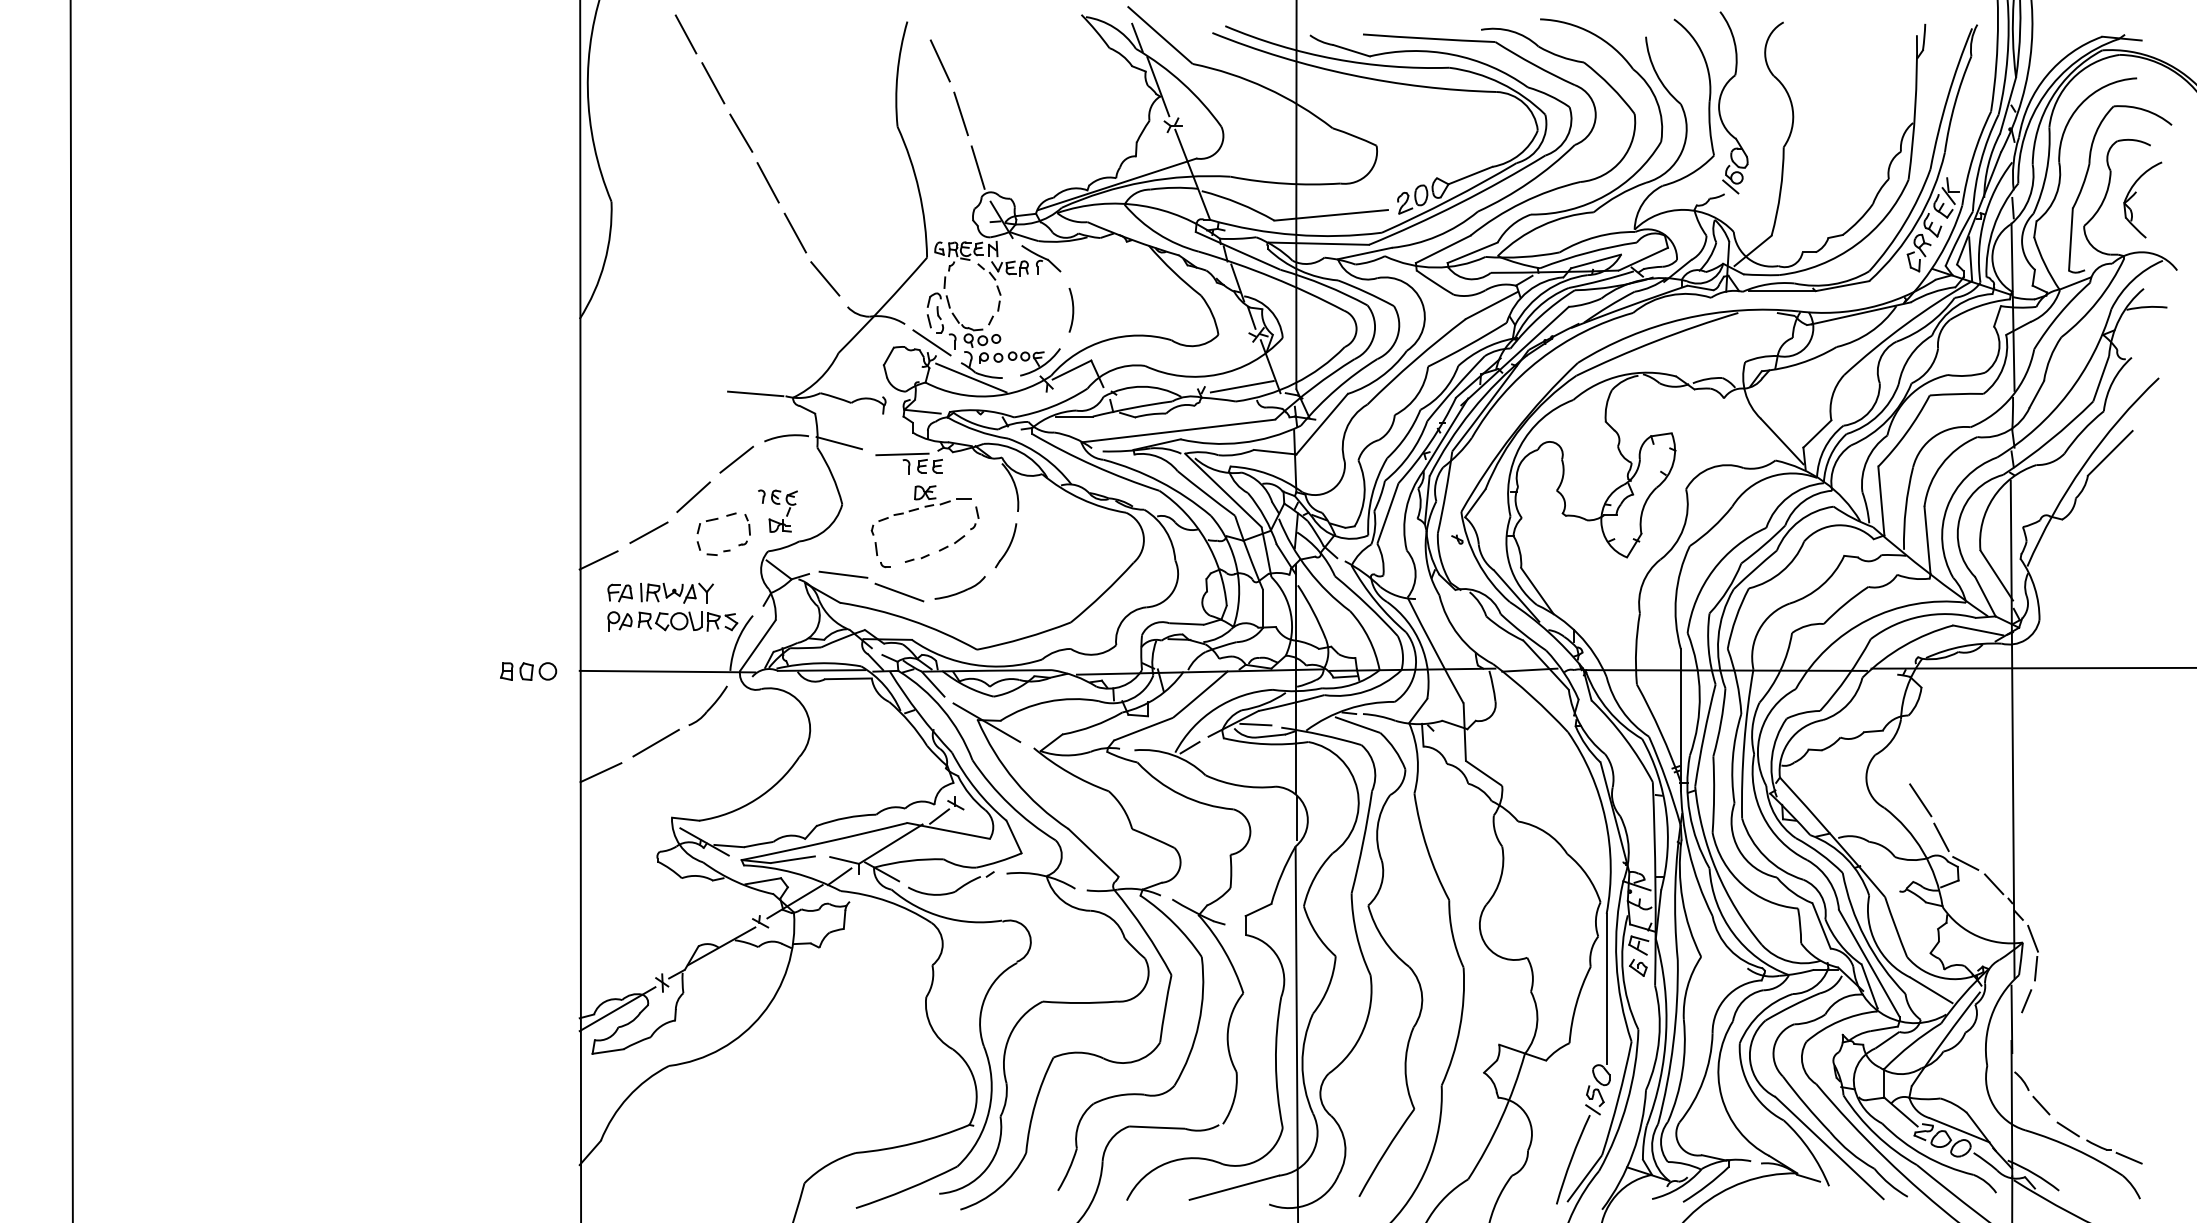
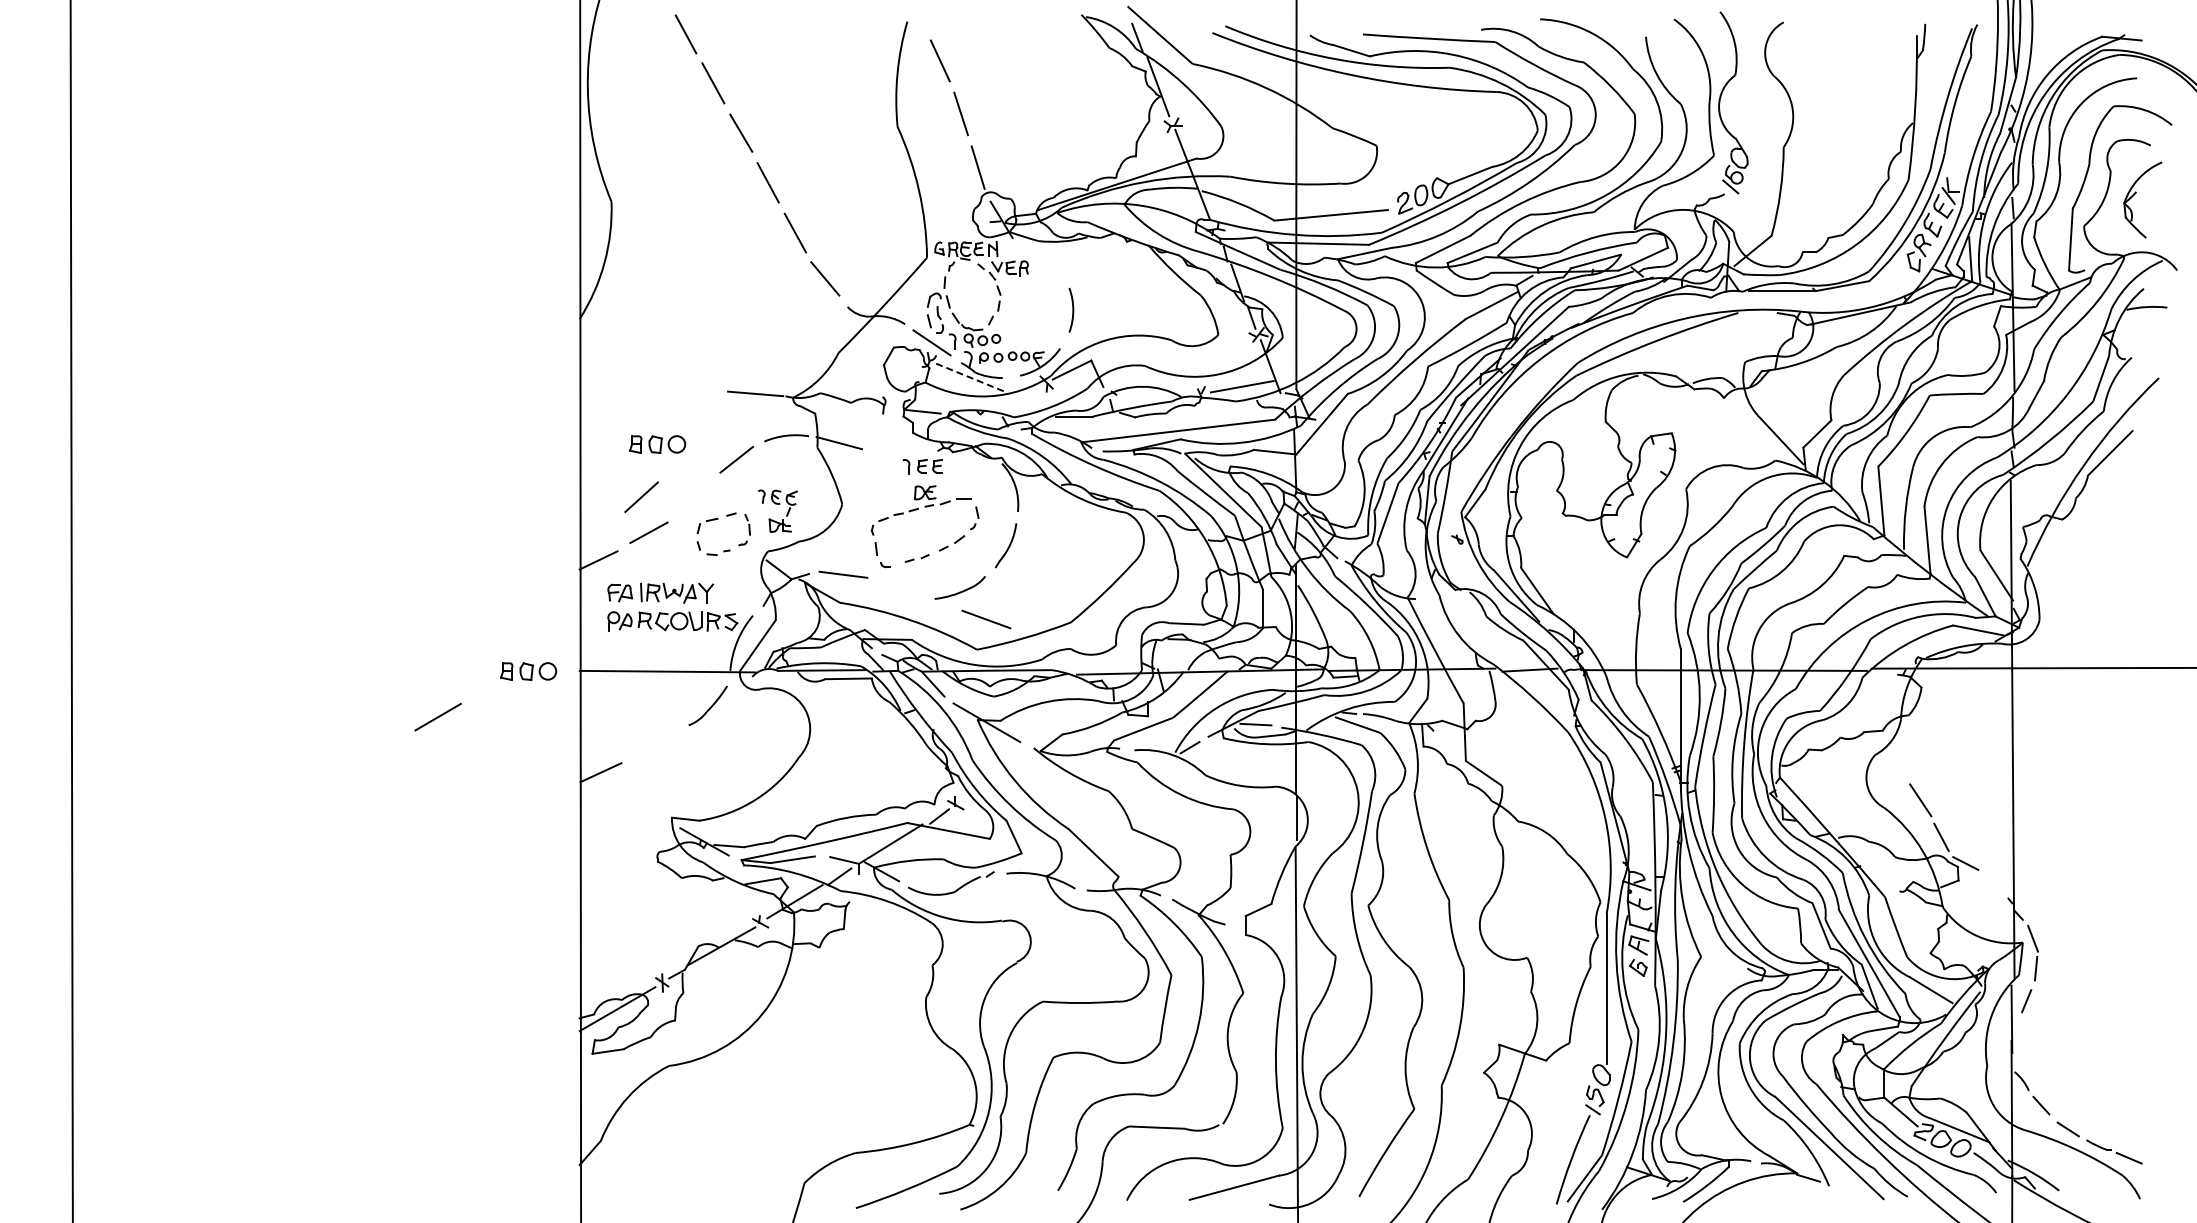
part: present -> none (1041, 259)
line: solid -> dashed (971, 378)
part: none -> present (657, 444)
line: present -> none (902, 454)
line position: (693, 496) -> (641, 496) (641, 496)
line position: (899, 592) -> (986, 619) (986, 619)
line position: (655, 743) -> (437, 717) (437, 717)
line: present -> none (1994, 884)
